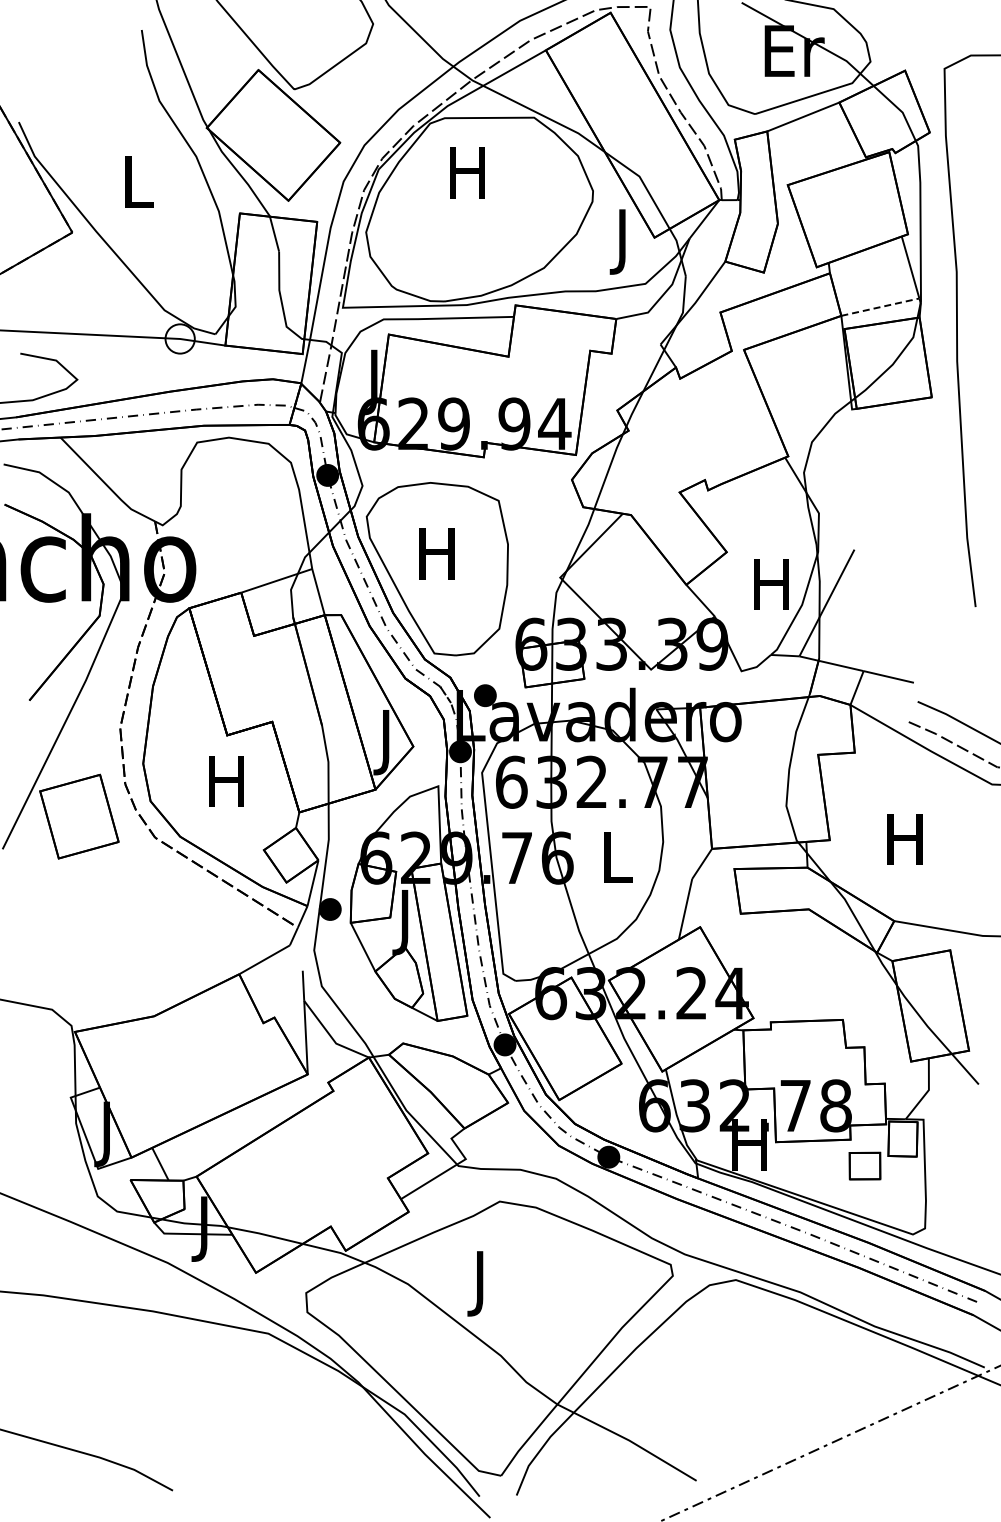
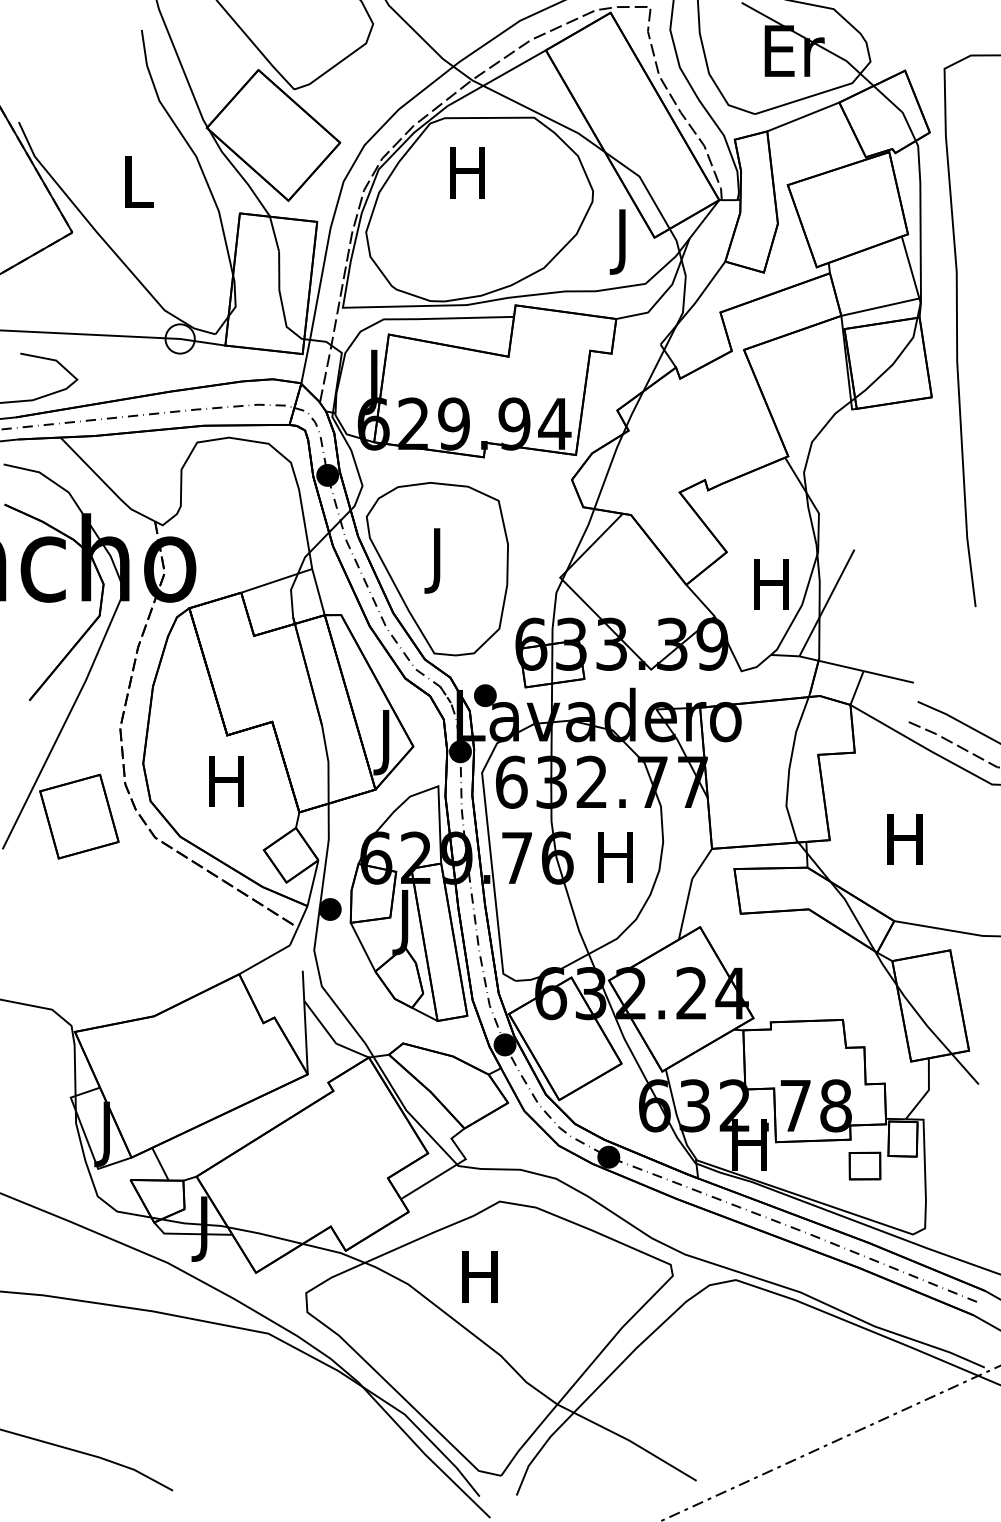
line: dashed -> solid (880, 307)
text: H -> J (436, 560)
text: L -> H (615, 857)
text: J -> H (479, 1283)
